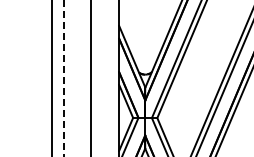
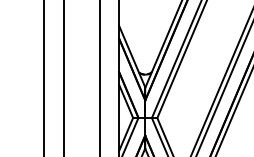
line position: (51, 77) -> (43, 77) (43, 77)
line position: (91, 77) -> (100, 77) (100, 77)
line: dashed -> solid (64, 78)
